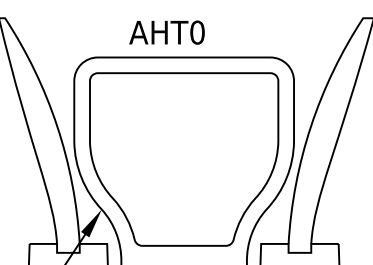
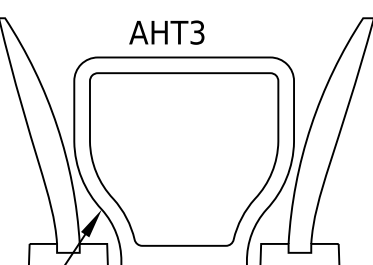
text: AHT0 -> AHT3 (197, 32)
